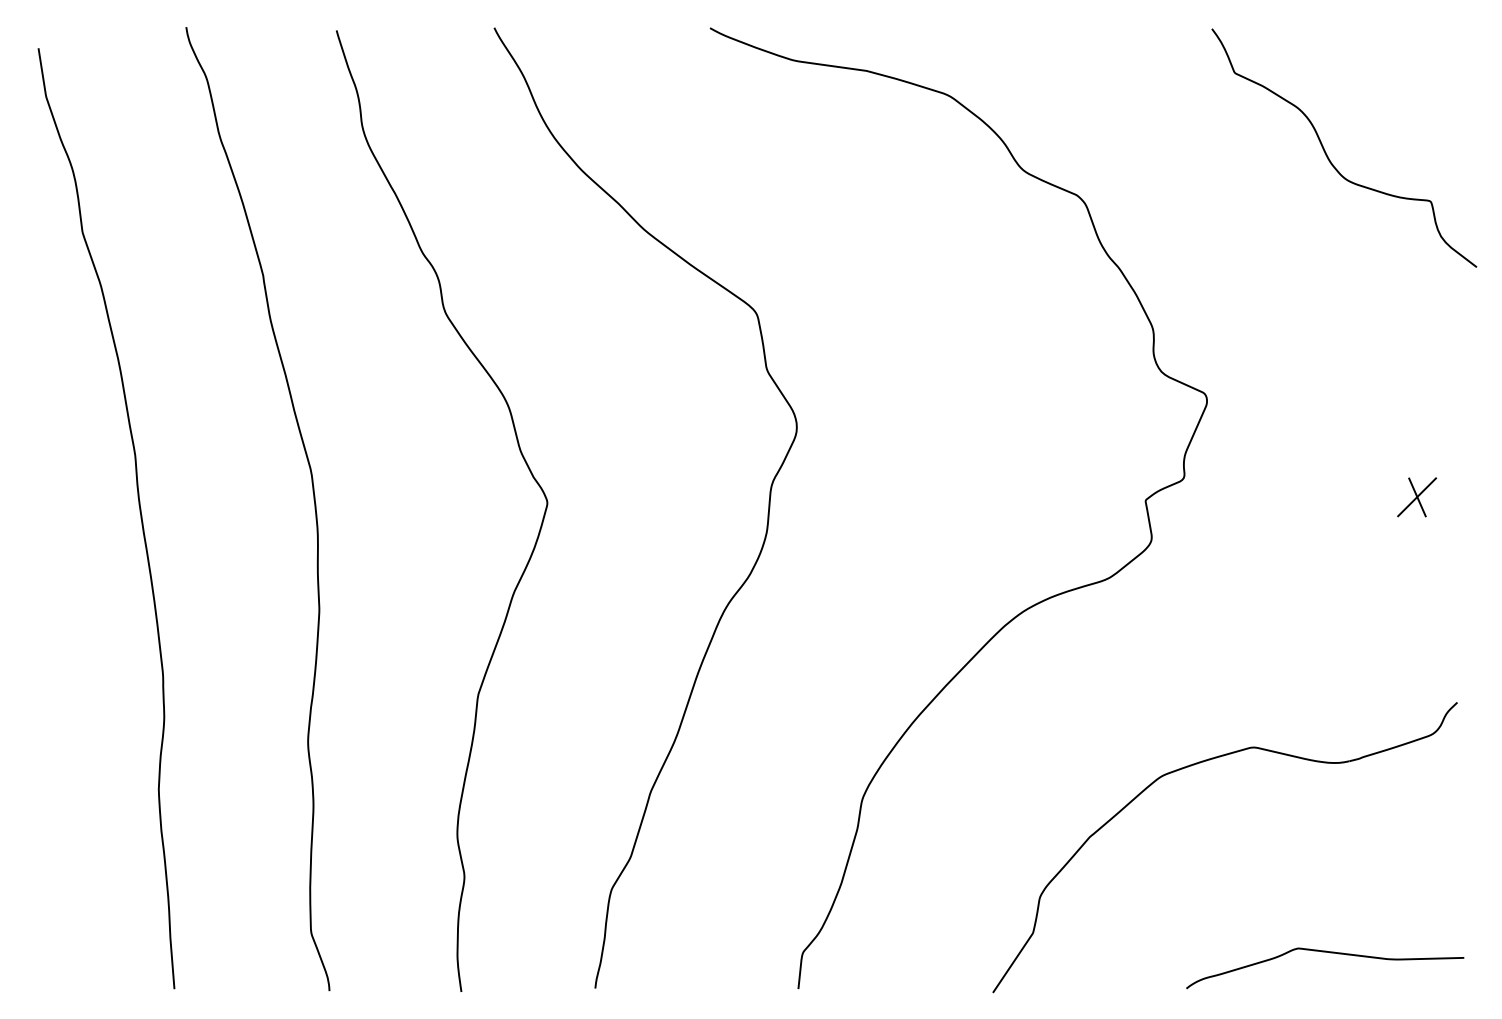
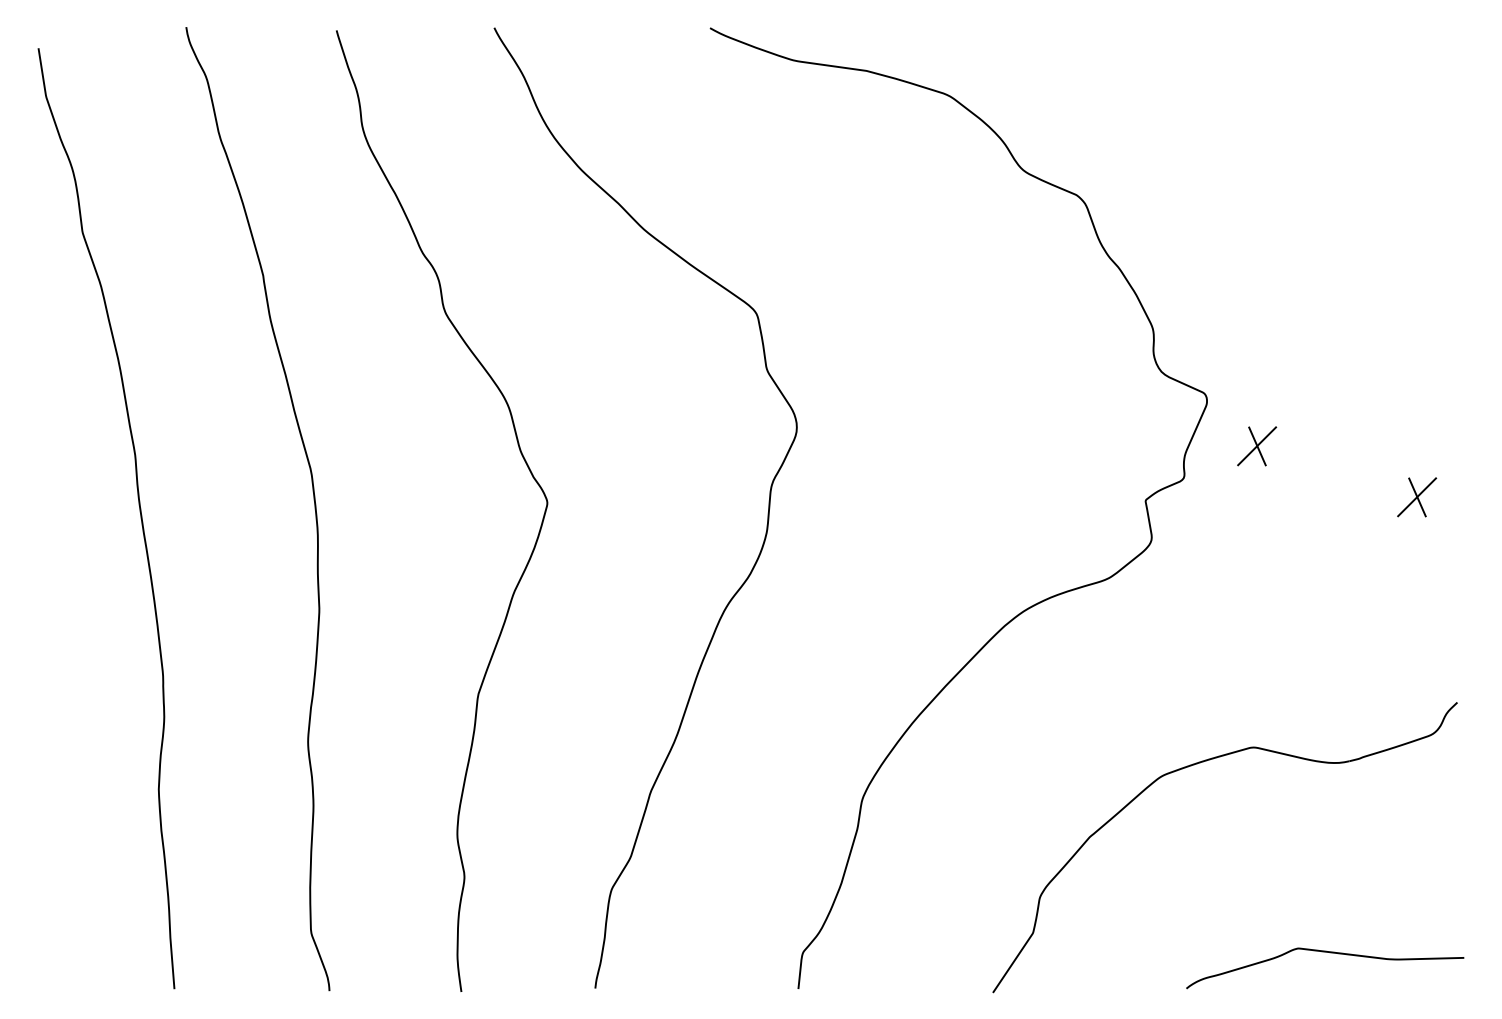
curve: present -> none (1328, 156)
part: none -> present (1257, 446)
